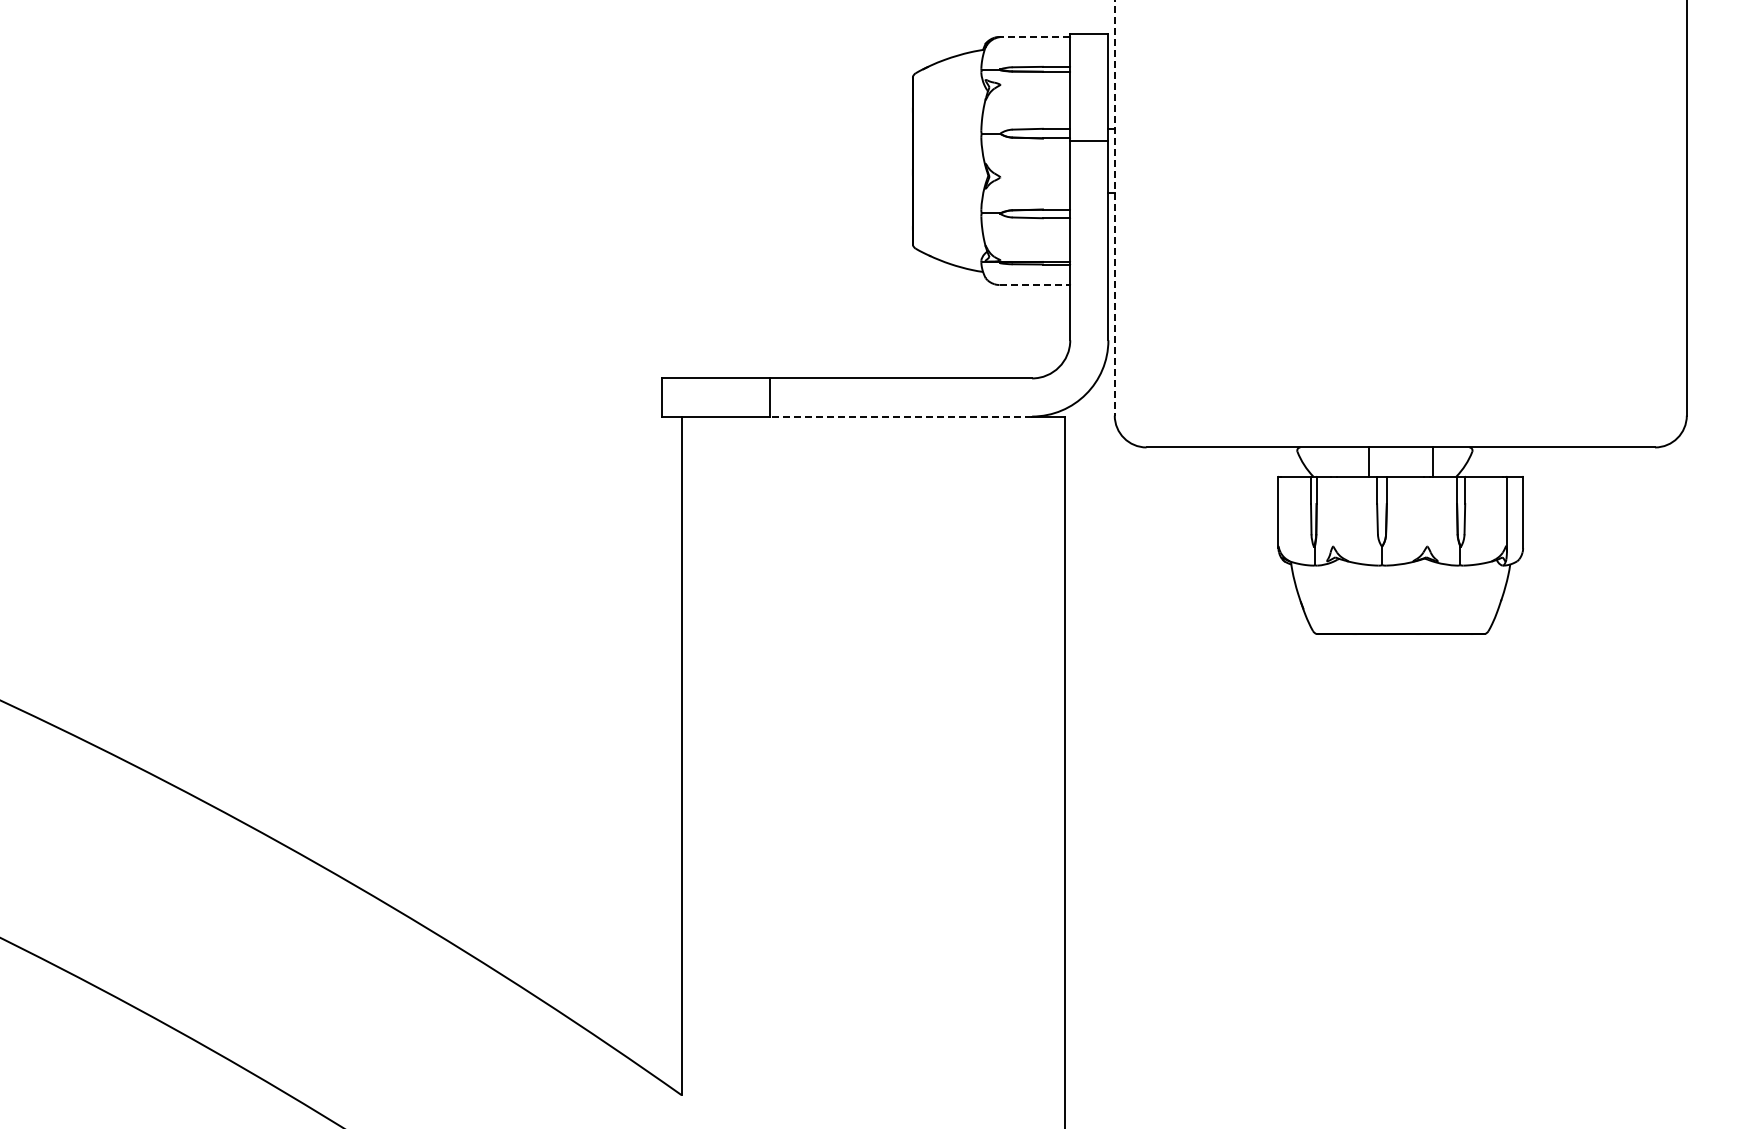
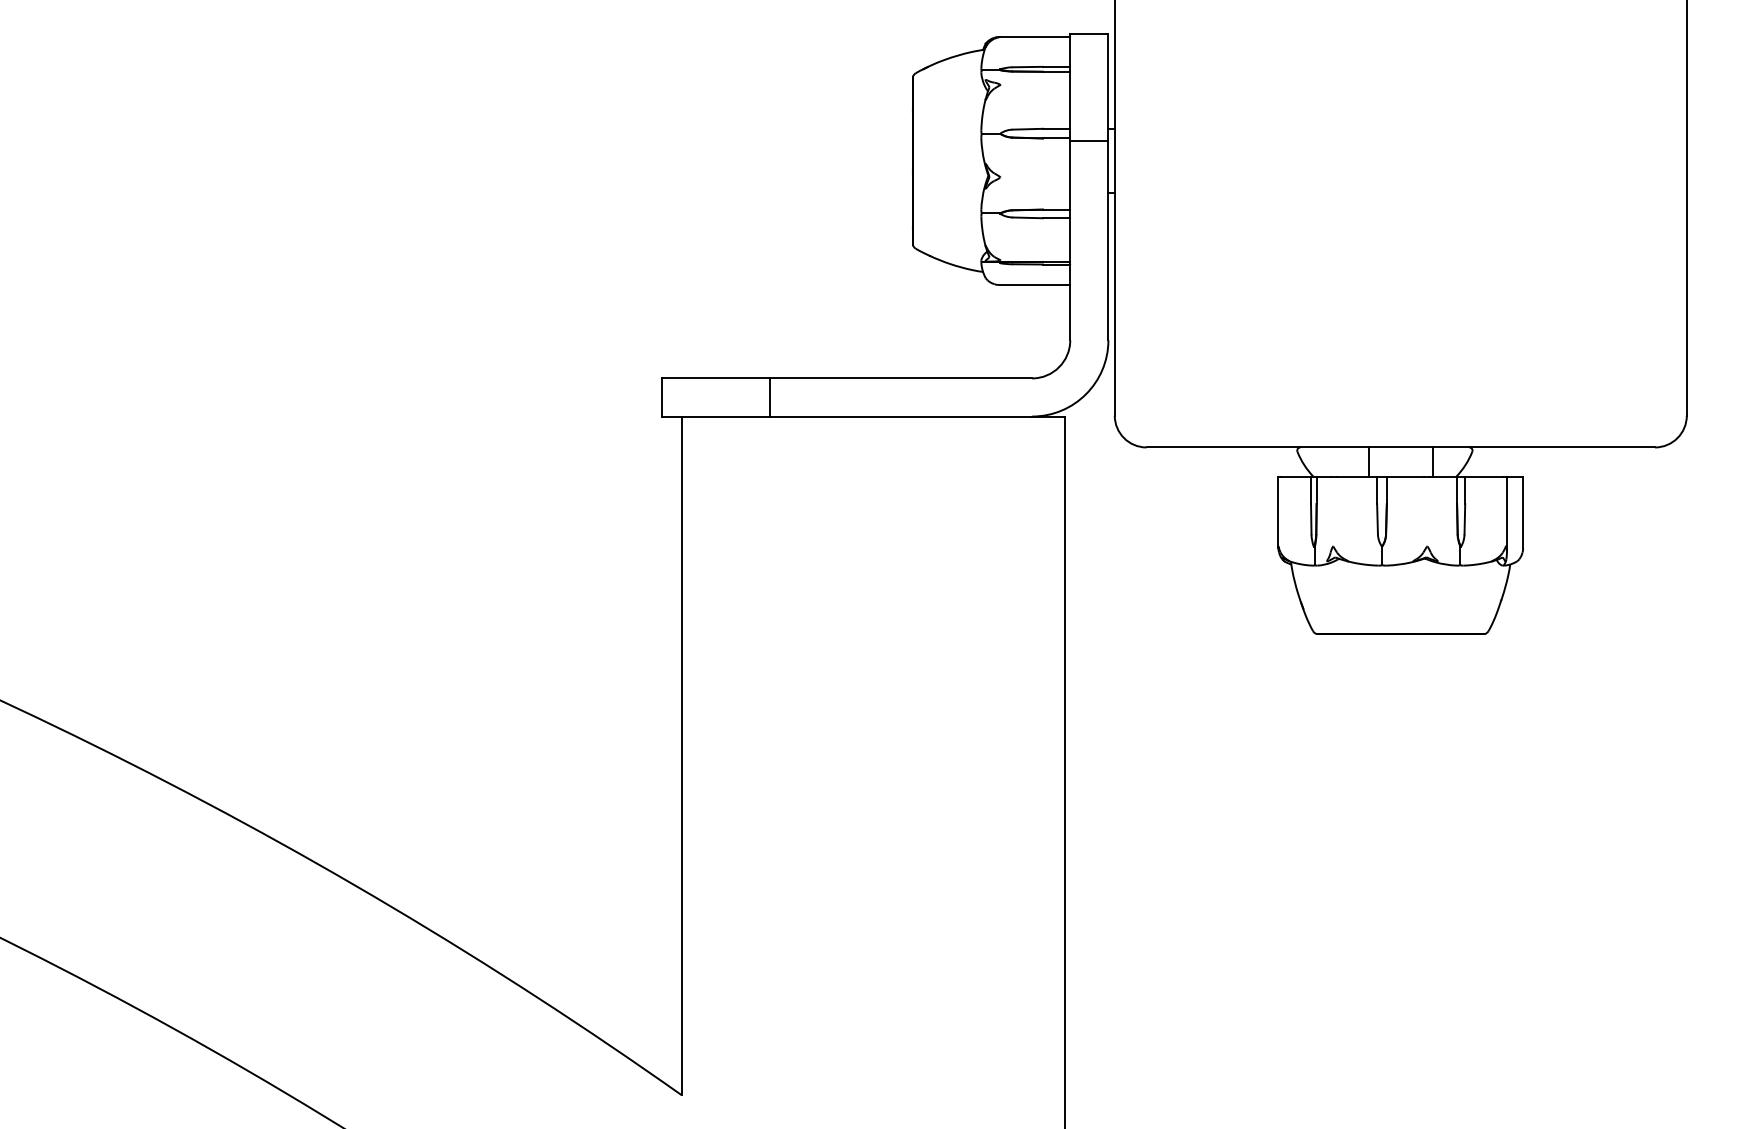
line: dashed -> solid (1034, 36)
line: dashed -> solid (1114, 207)
line: dashed -> solid (1035, 285)
line: dashed -> solid (900, 416)
